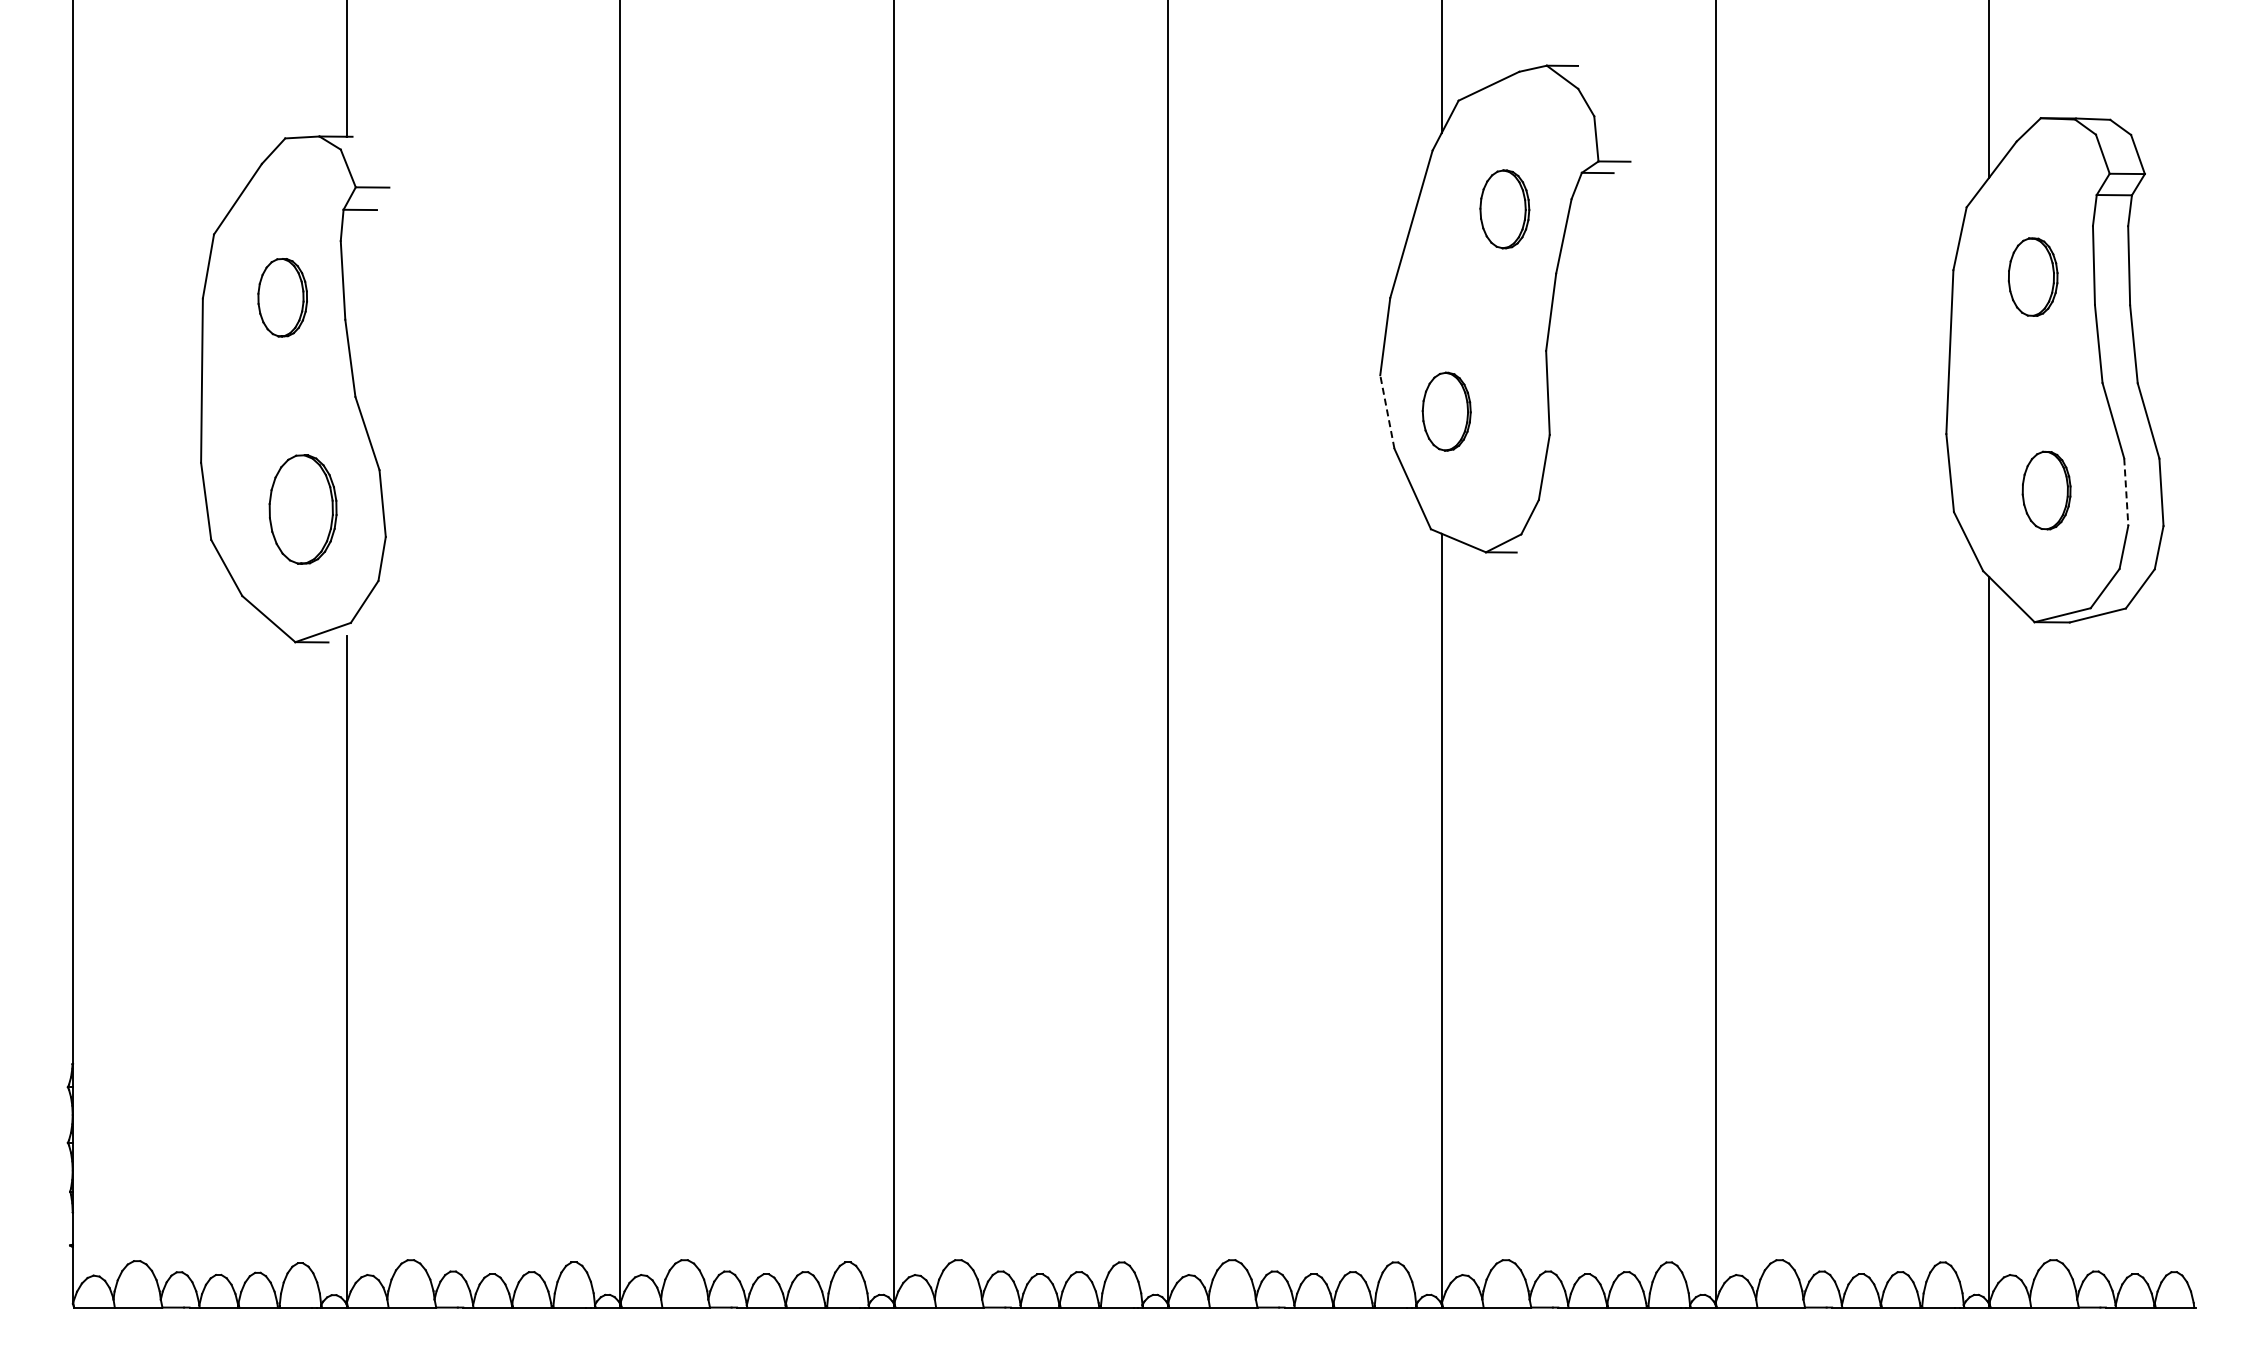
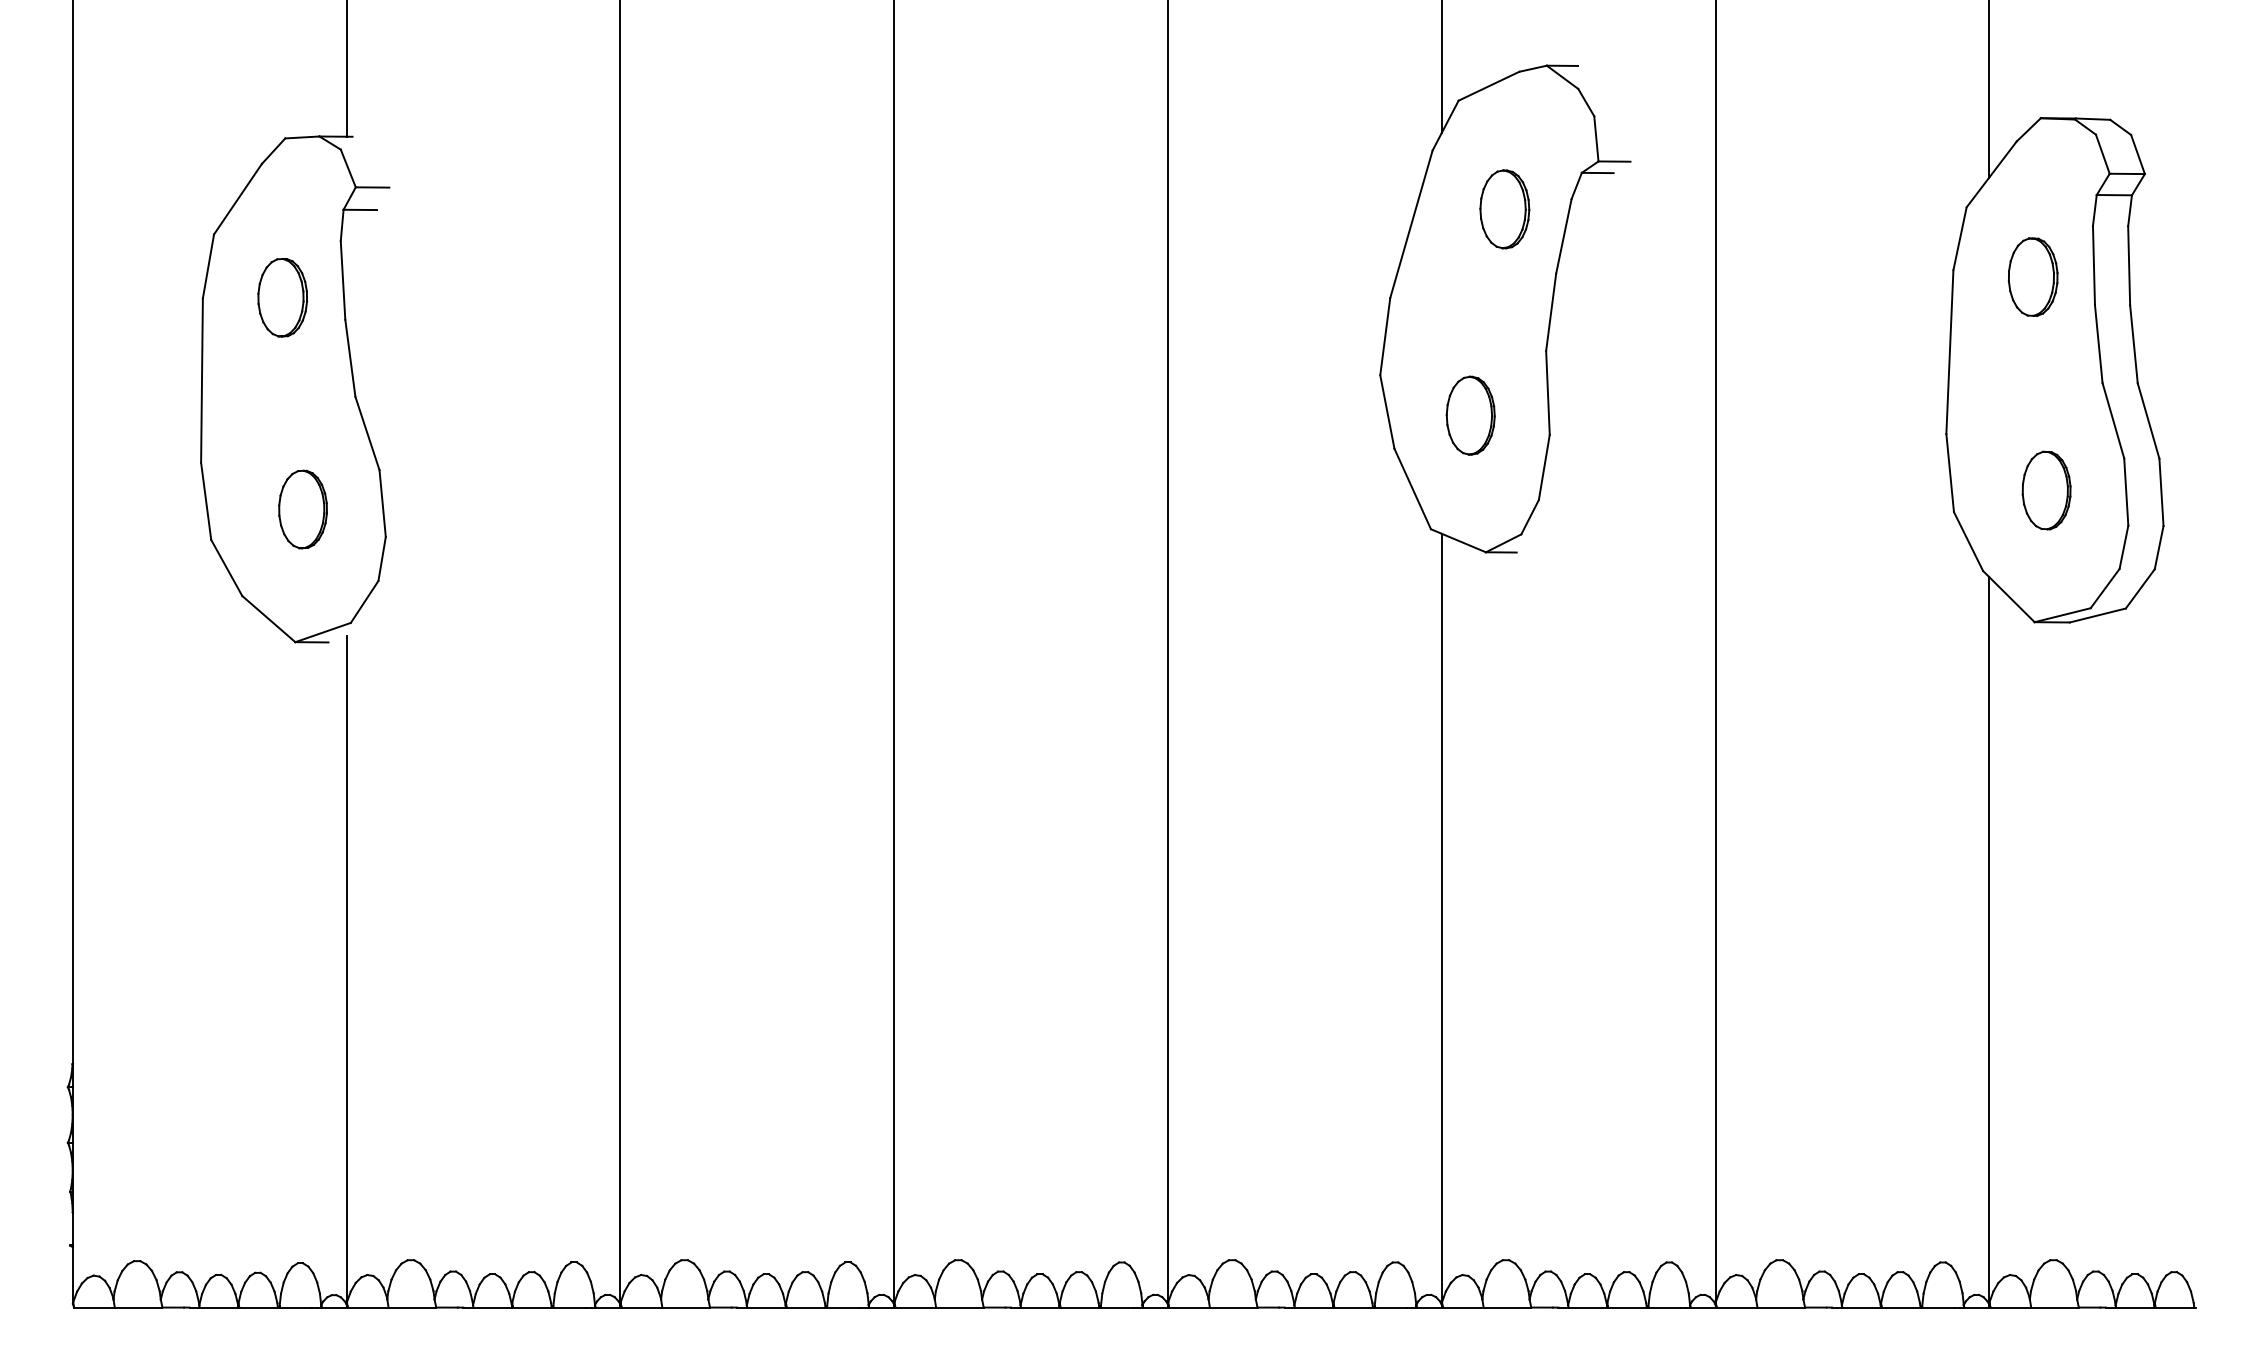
line: dashed -> solid (1387, 411)
part position: (1446, 411) -> (1470, 415) (1470, 415)
line: dashed -> solid (2126, 492)
part size: 70x111 px -> 50x81 px (302, 509)
